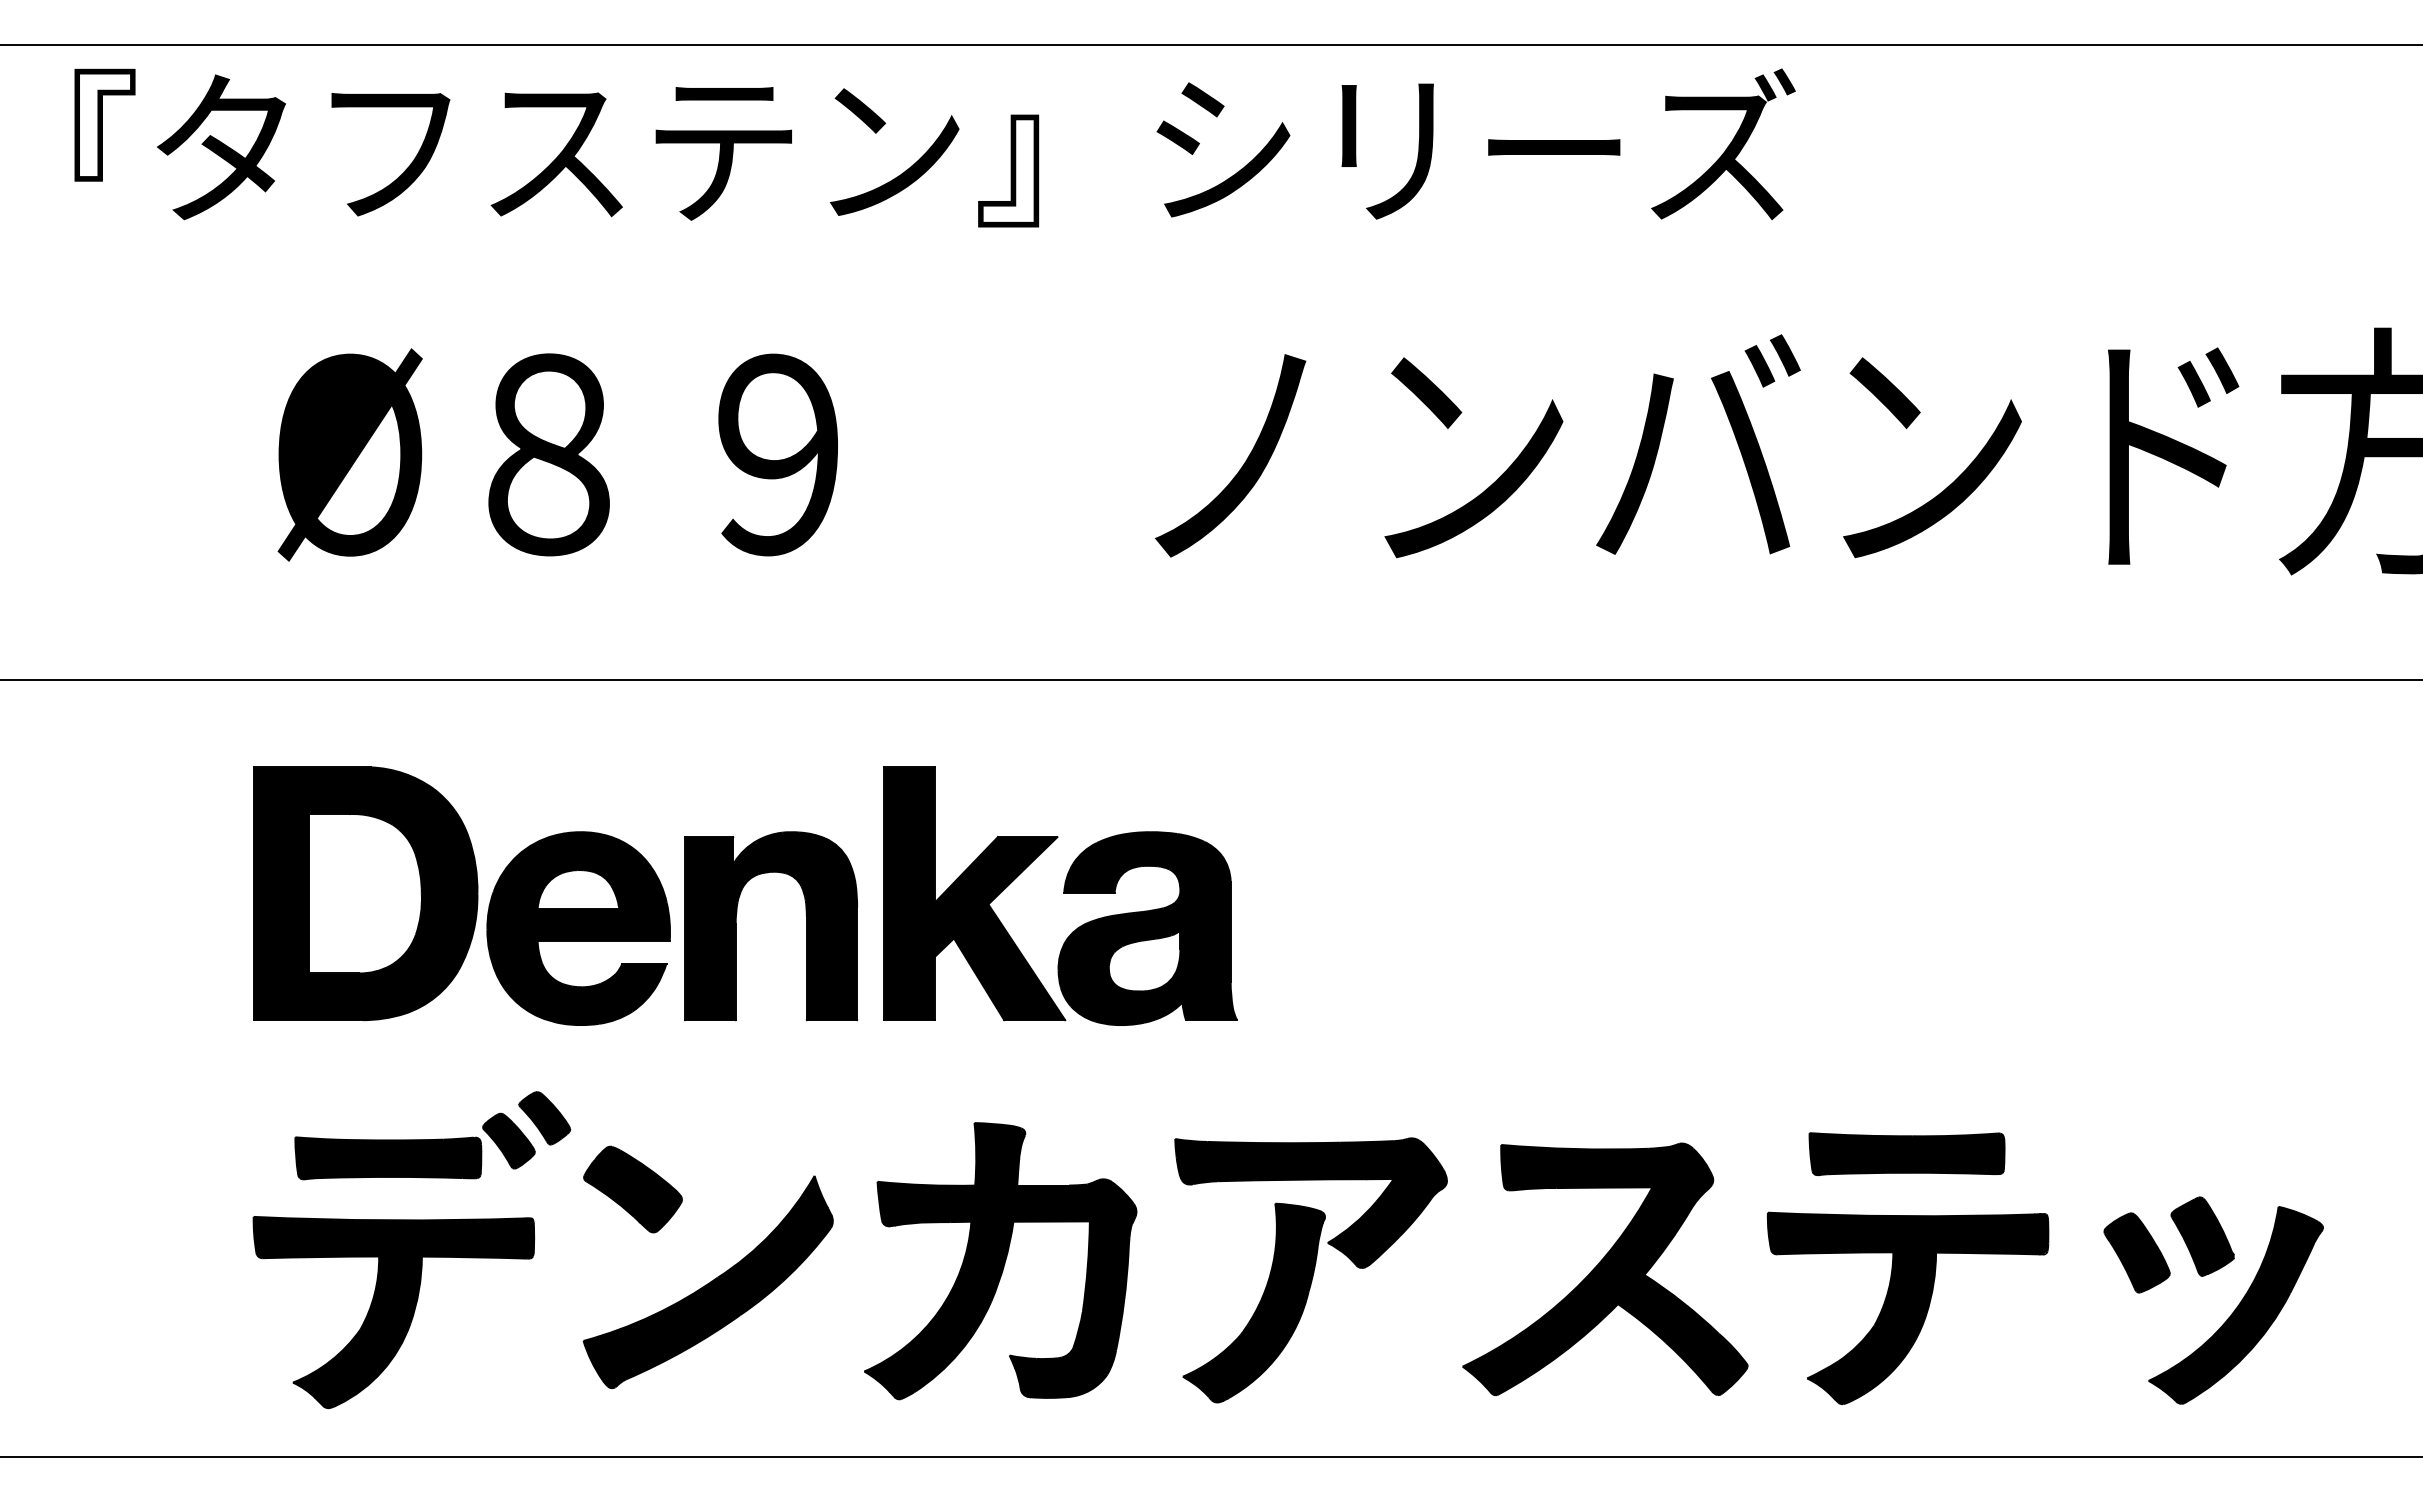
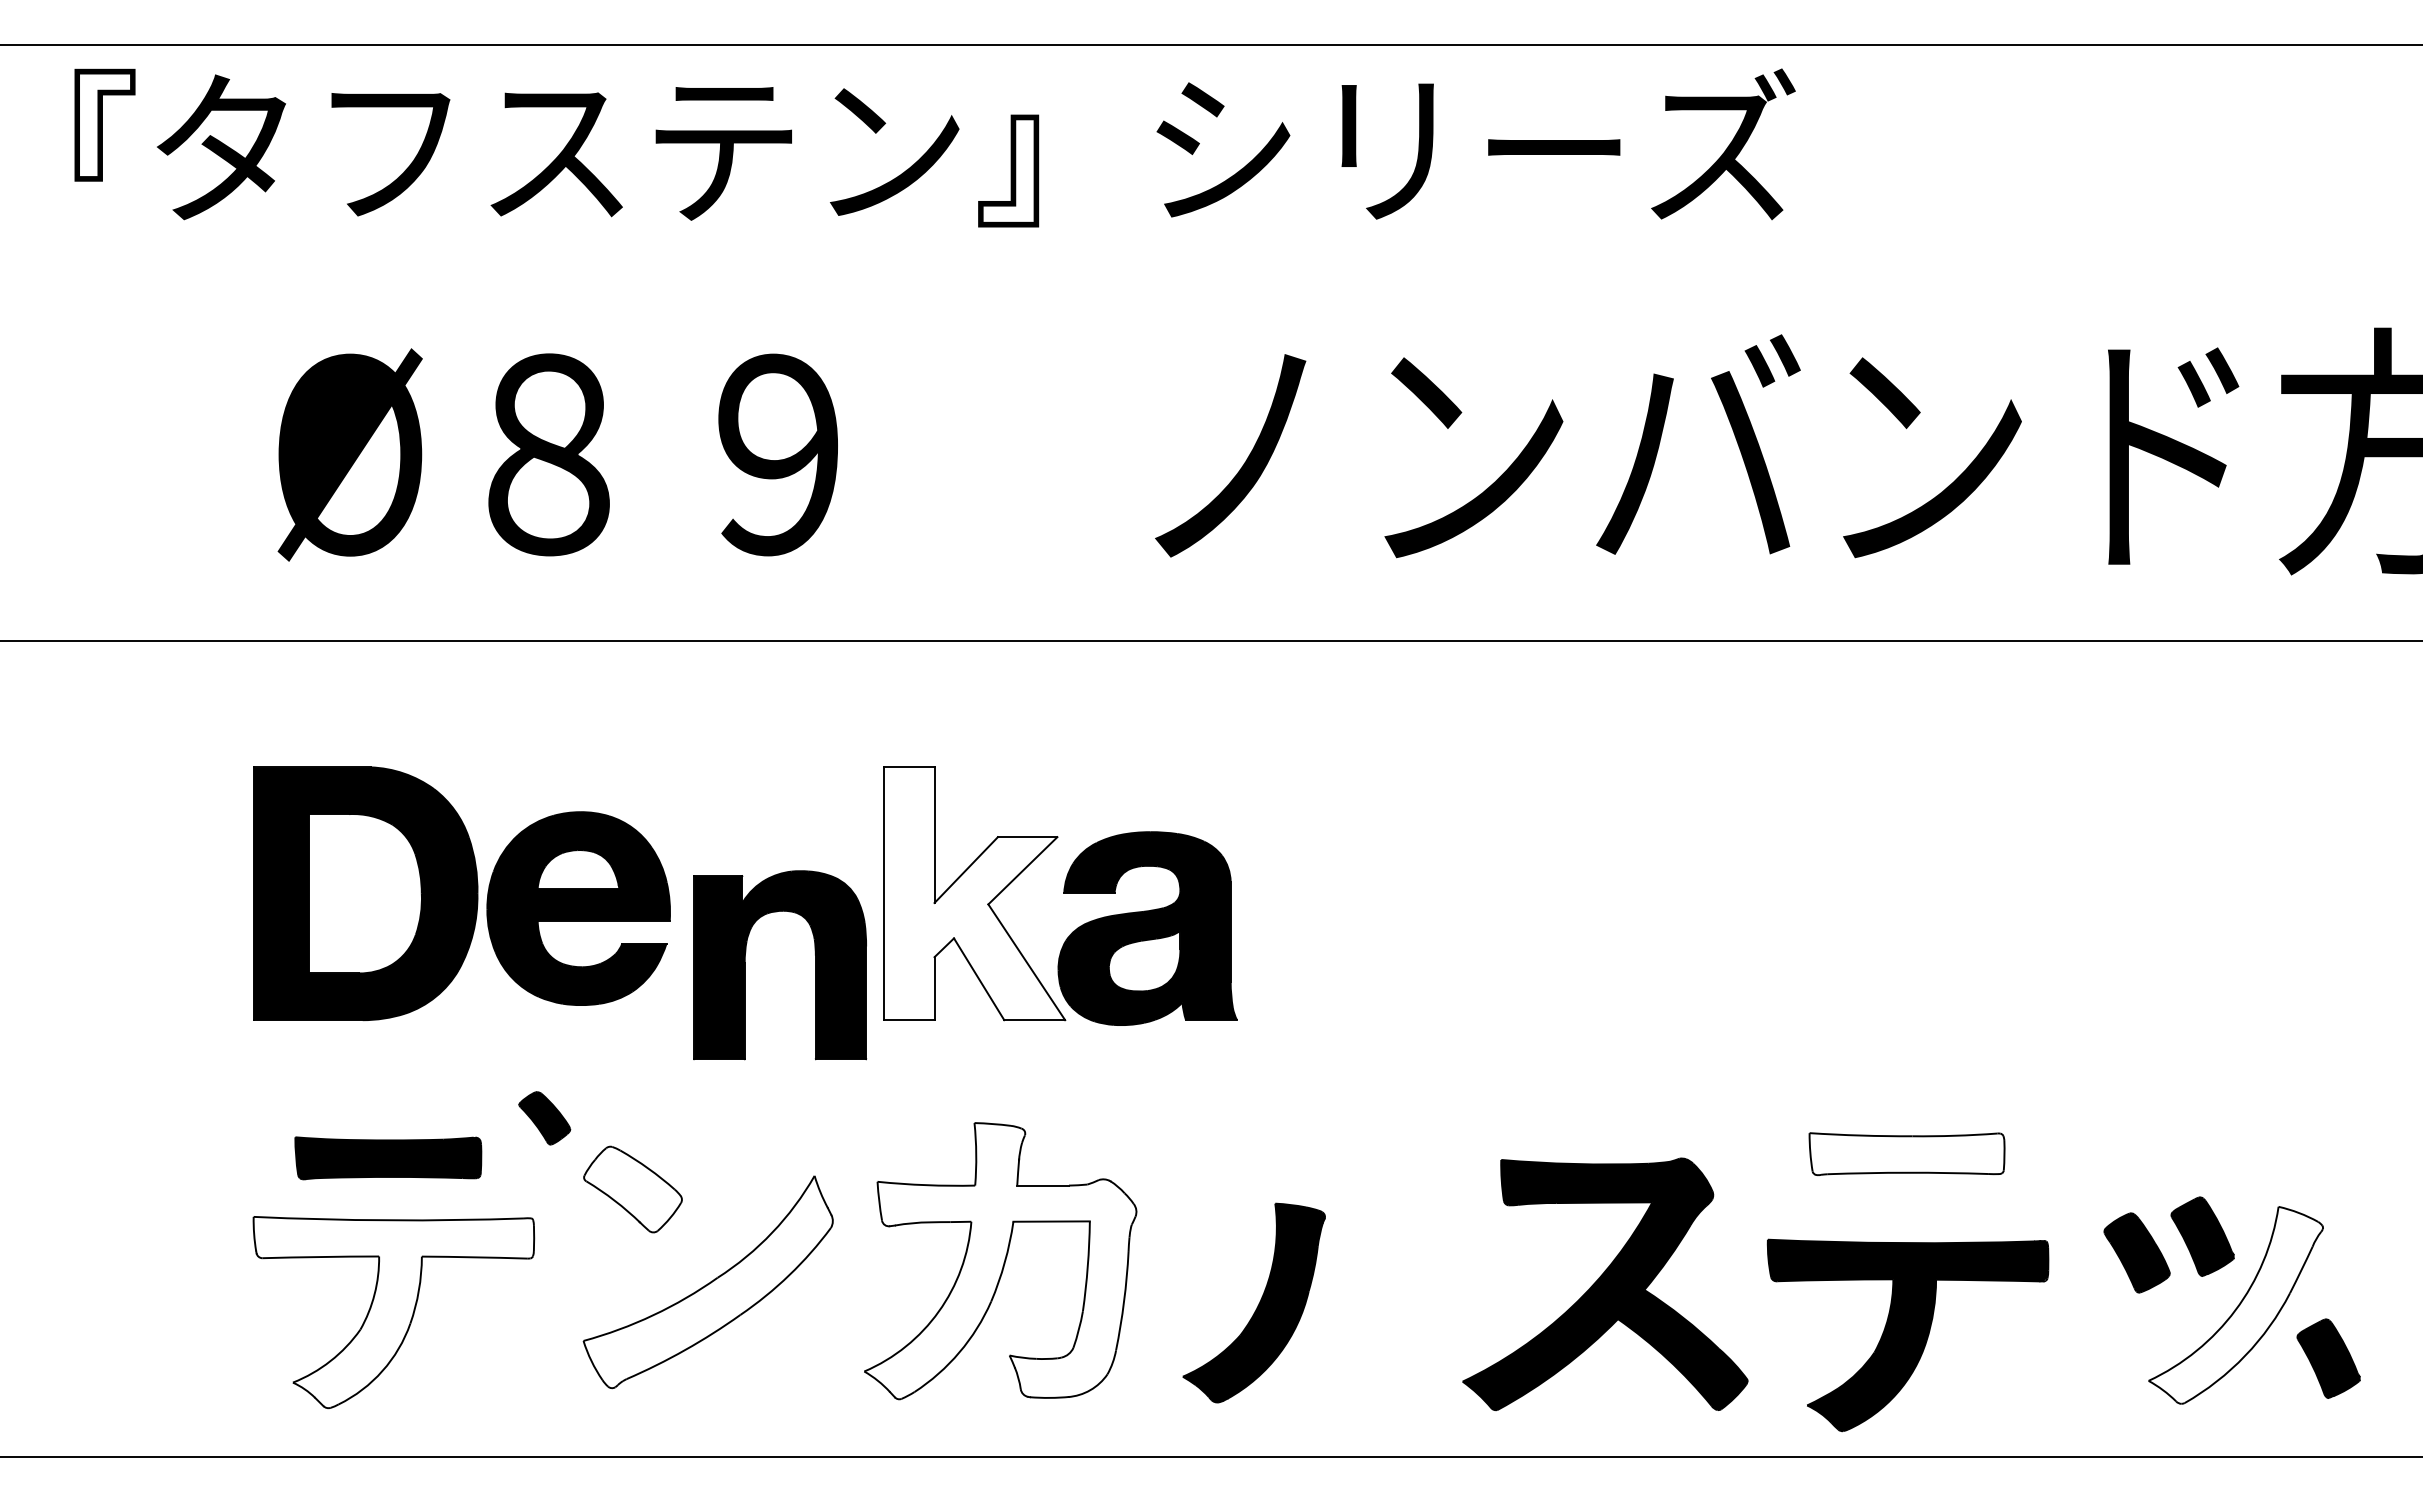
line position: (1210, 680) -> (1210, 641) (1210, 641)
fill: present -> none (974, 893)
part position: (736, 926) -> (745, 965) (745, 965)
part position: (578, 928) -> (578, 908) (578, 908)
part: present -> none (508, 1140)
fill: present -> none (1906, 1154)
part: present -> none (1310, 1180)
fill: present -> none (632, 1189)
fill: present -> none (1000, 1261)
part position: (1605, 1269) -> (1605, 1284) (1605, 1284)
fill: present -> none (707, 1281)
fill: present -> none (2235, 1304)
part position: (1907, 1308) -> (1907, 1335) (1907, 1335)
fill: present -> none (393, 1312)
part: none -> present (2328, 1358)
